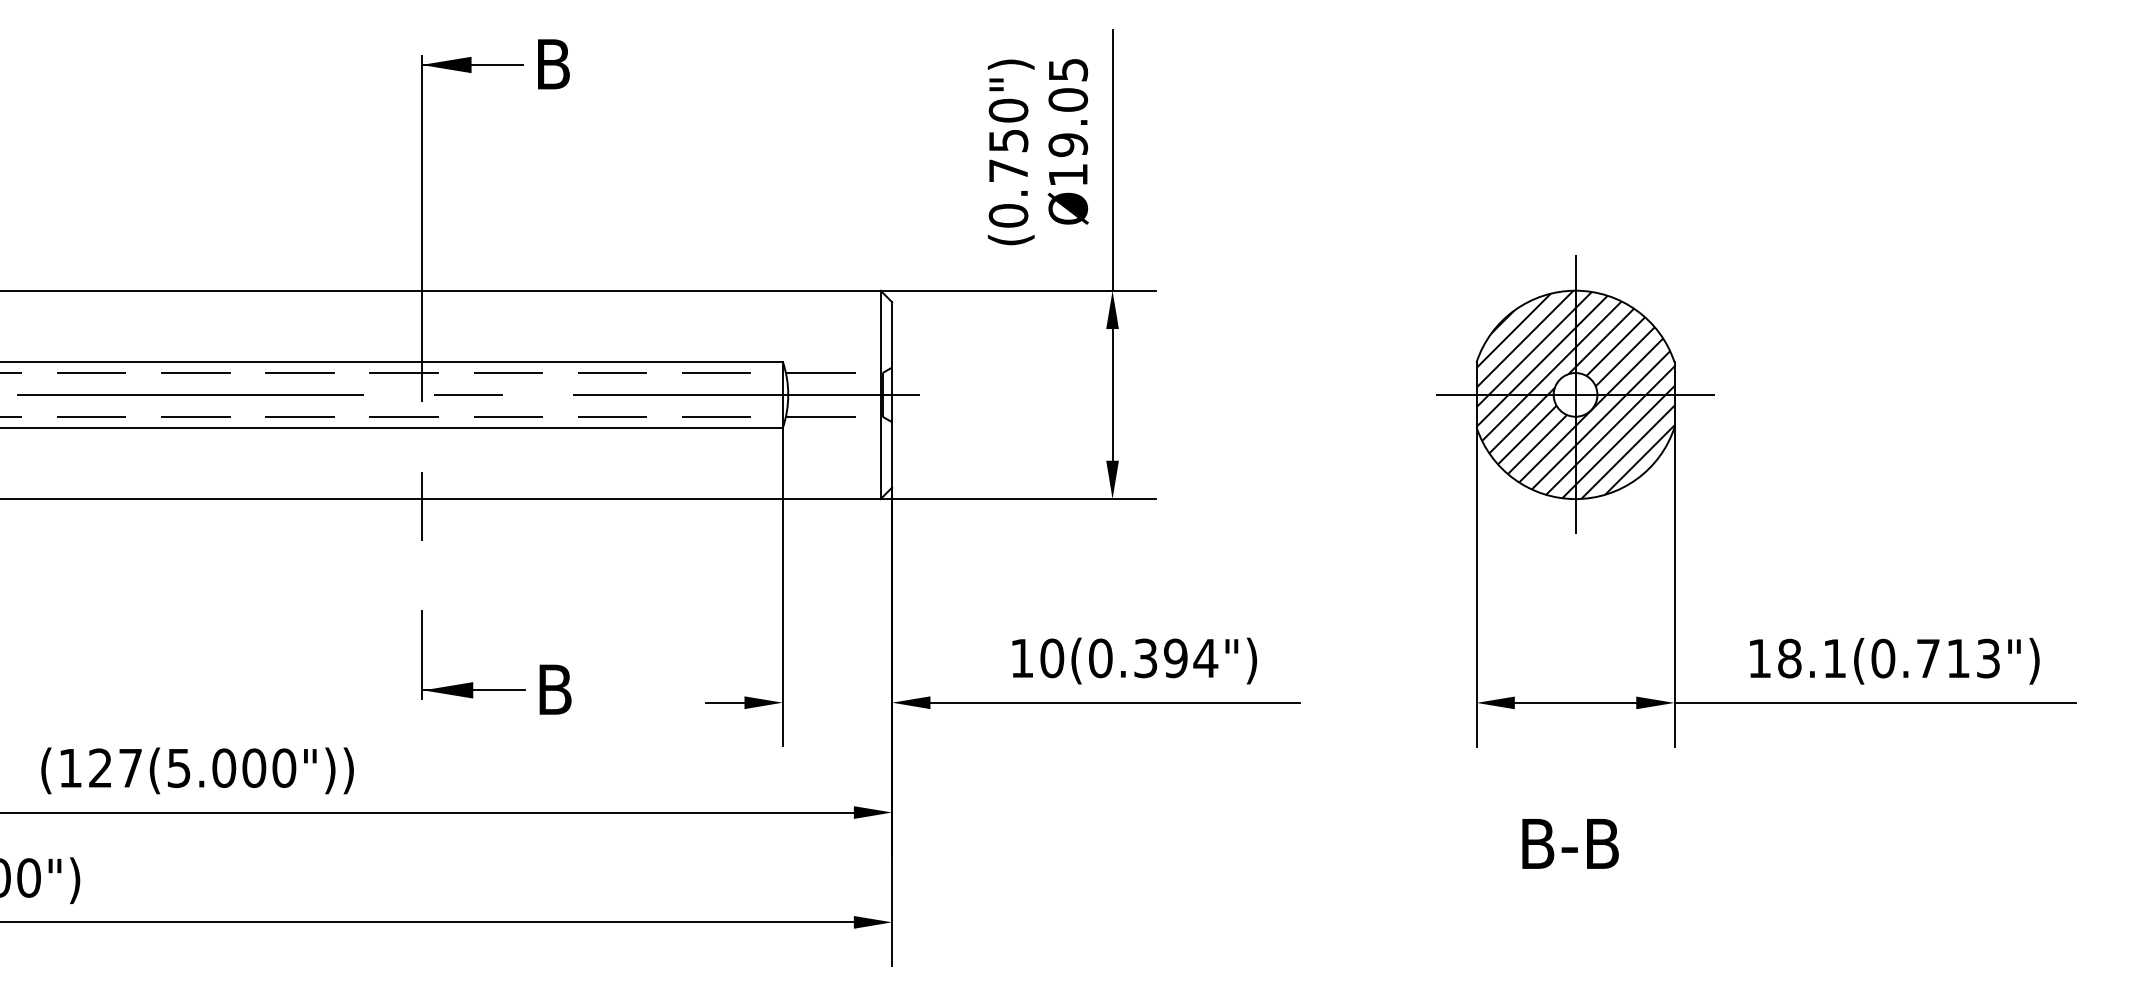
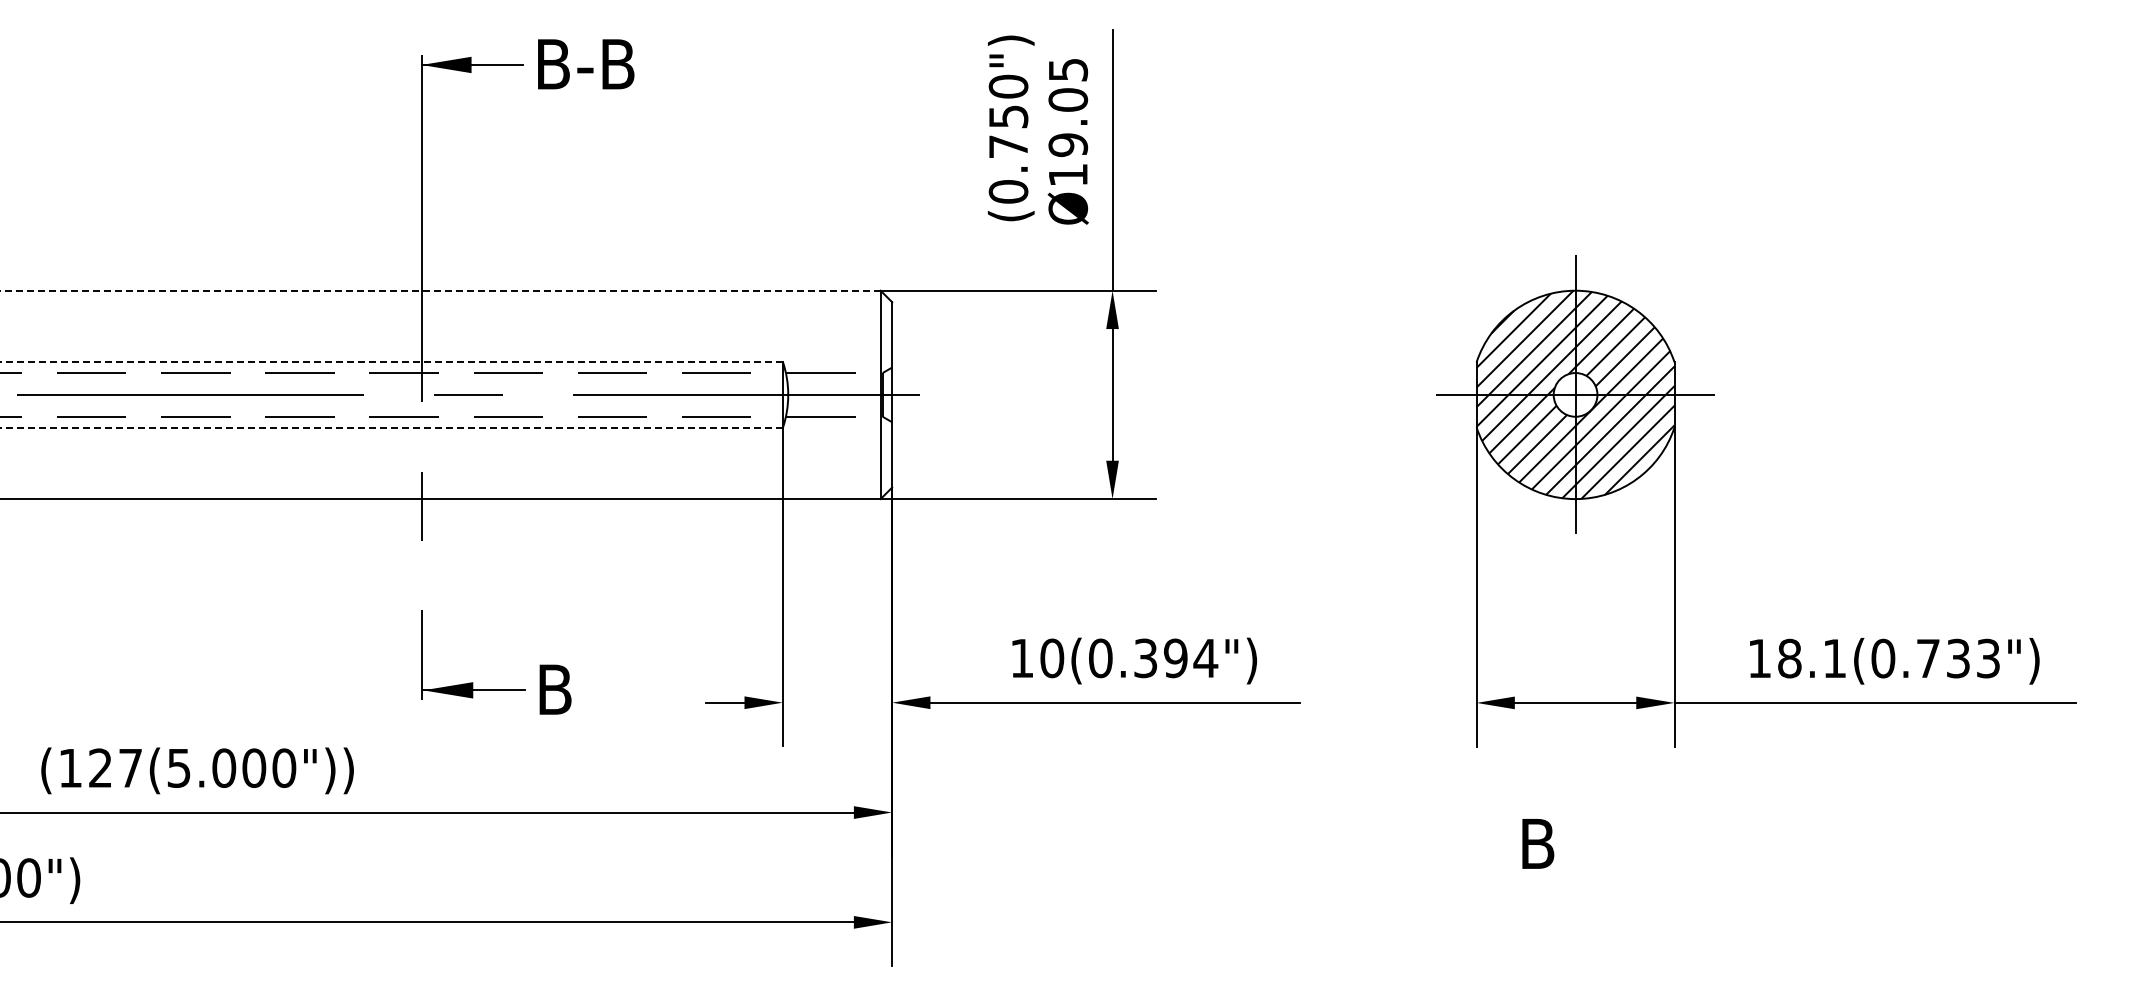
text: B -> B-B (605, 64)
text position: (1011, 152) -> (1011, 128) (1011, 128)
line: solid -> dashed (440, 290)
line: solid -> dashed (391, 361)
line: solid -> dashed (391, 428)
text: 18.1(0.713") -> 18.1(0.733") (1958, 658)
text: B-B -> B (1589, 843)
